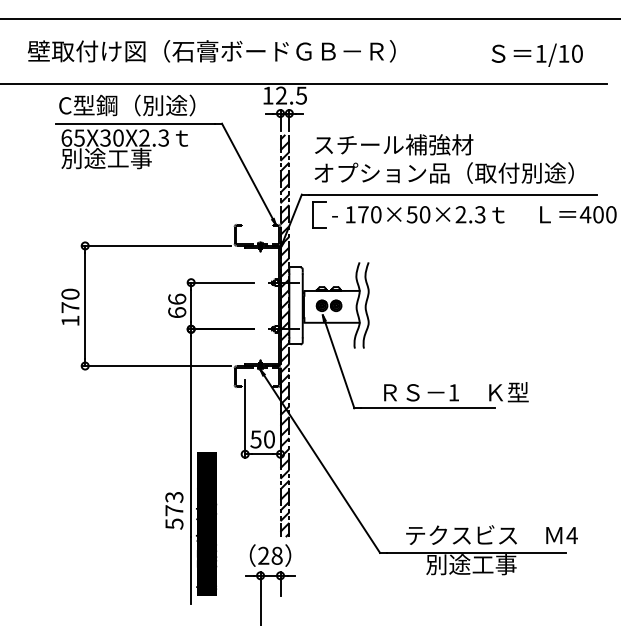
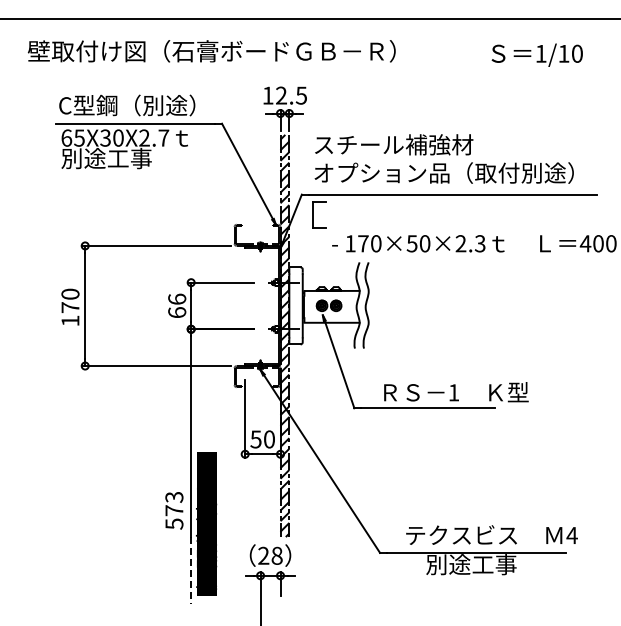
line: present -> none (304, 84)
text: 65X30X2.3 -> 65X30X2.7 (163, 137)
text position: (474, 214) -> (474, 243) (474, 243)
line: solid -> dashed (191, 570)
